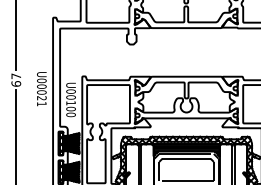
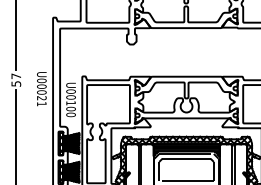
text: 67 -> 57 (16, 83)
